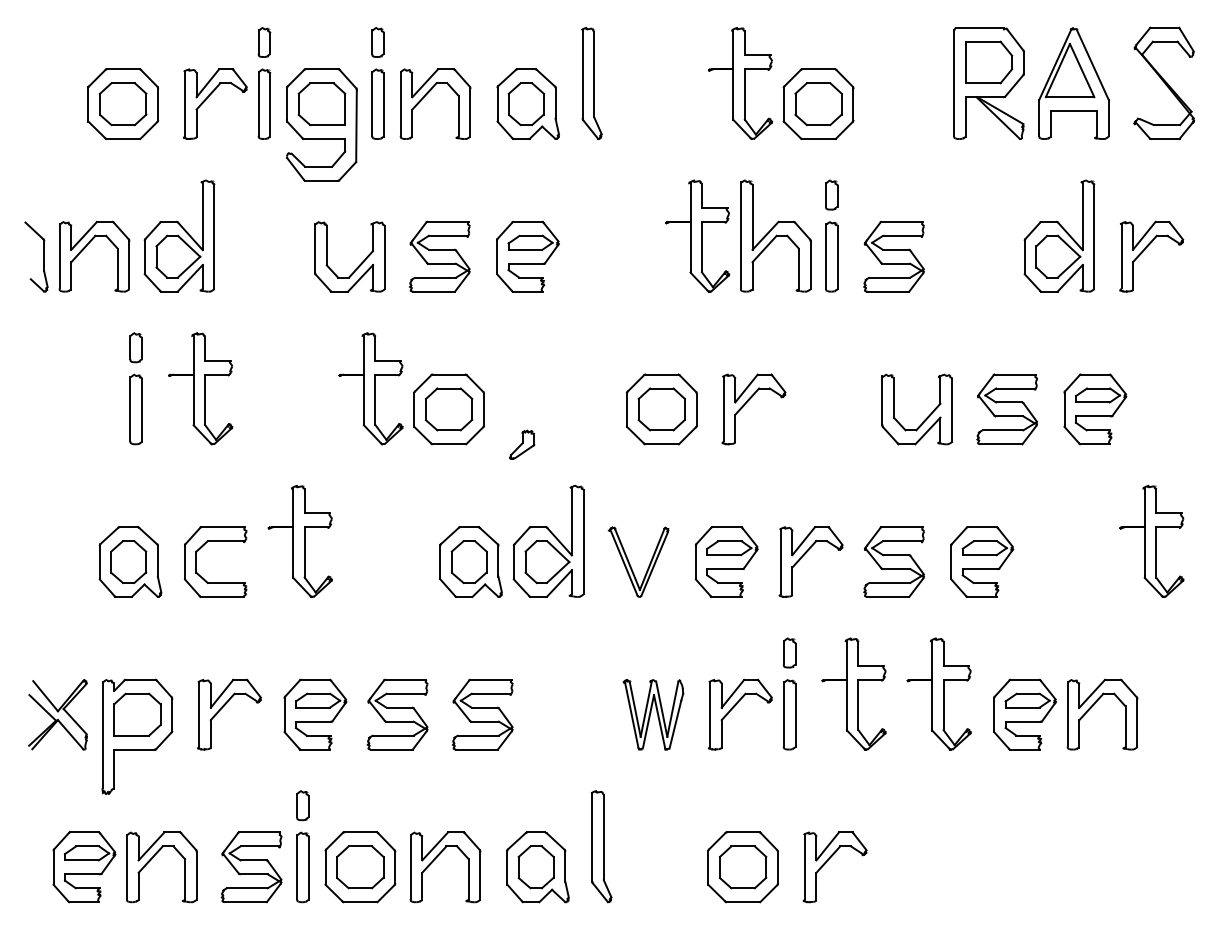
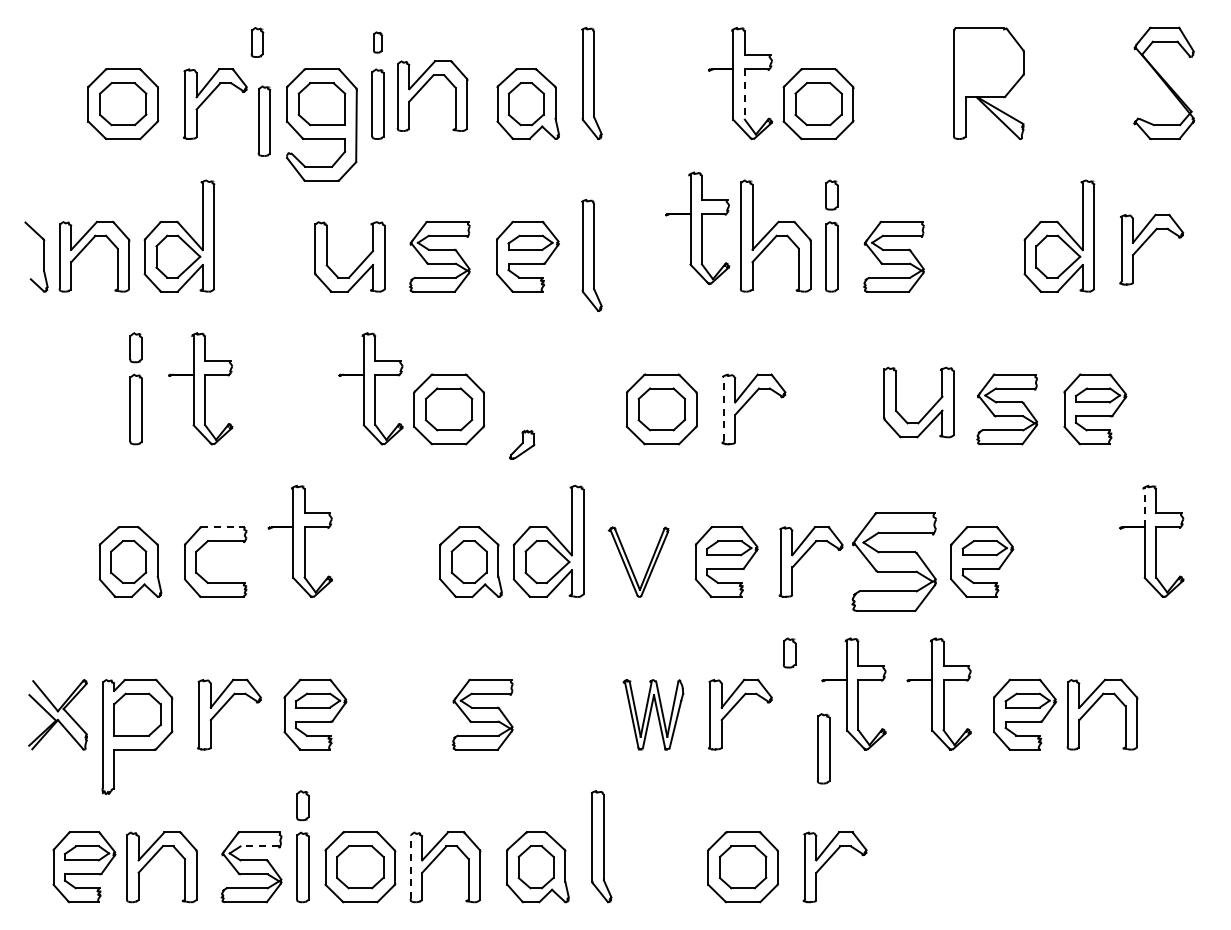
part position: (264, 42) -> (257, 42) (257, 42)
part size: 14x31 px -> 10x23 px (377, 42)
part: present -> none (989, 62)
part: present -> none (1073, 83)
part position: (427, 94) -> (424, 86) (424, 86)
line: solid -> dashed (744, 94)
part position: (264, 103) -> (264, 120) (264, 120)
part position: (697, 235) -> (697, 227) (697, 227)
part position: (1143, 252) -> (1143, 245) (1143, 245)
part: none -> present (591, 255)
line: solid -> dashed (723, 408)
part position: (925, 418) -> (927, 411) (927, 411)
line: solid -> dashed (1144, 507)
line: solid -> dashed (223, 527)
part size: 62x72 px -> 86x100 px (893, 561)
part: present -> none (397, 714)
part position: (789, 714) -> (823, 748) (823, 748)
line: solid -> dashed (259, 846)
line: solid -> dashed (410, 866)
